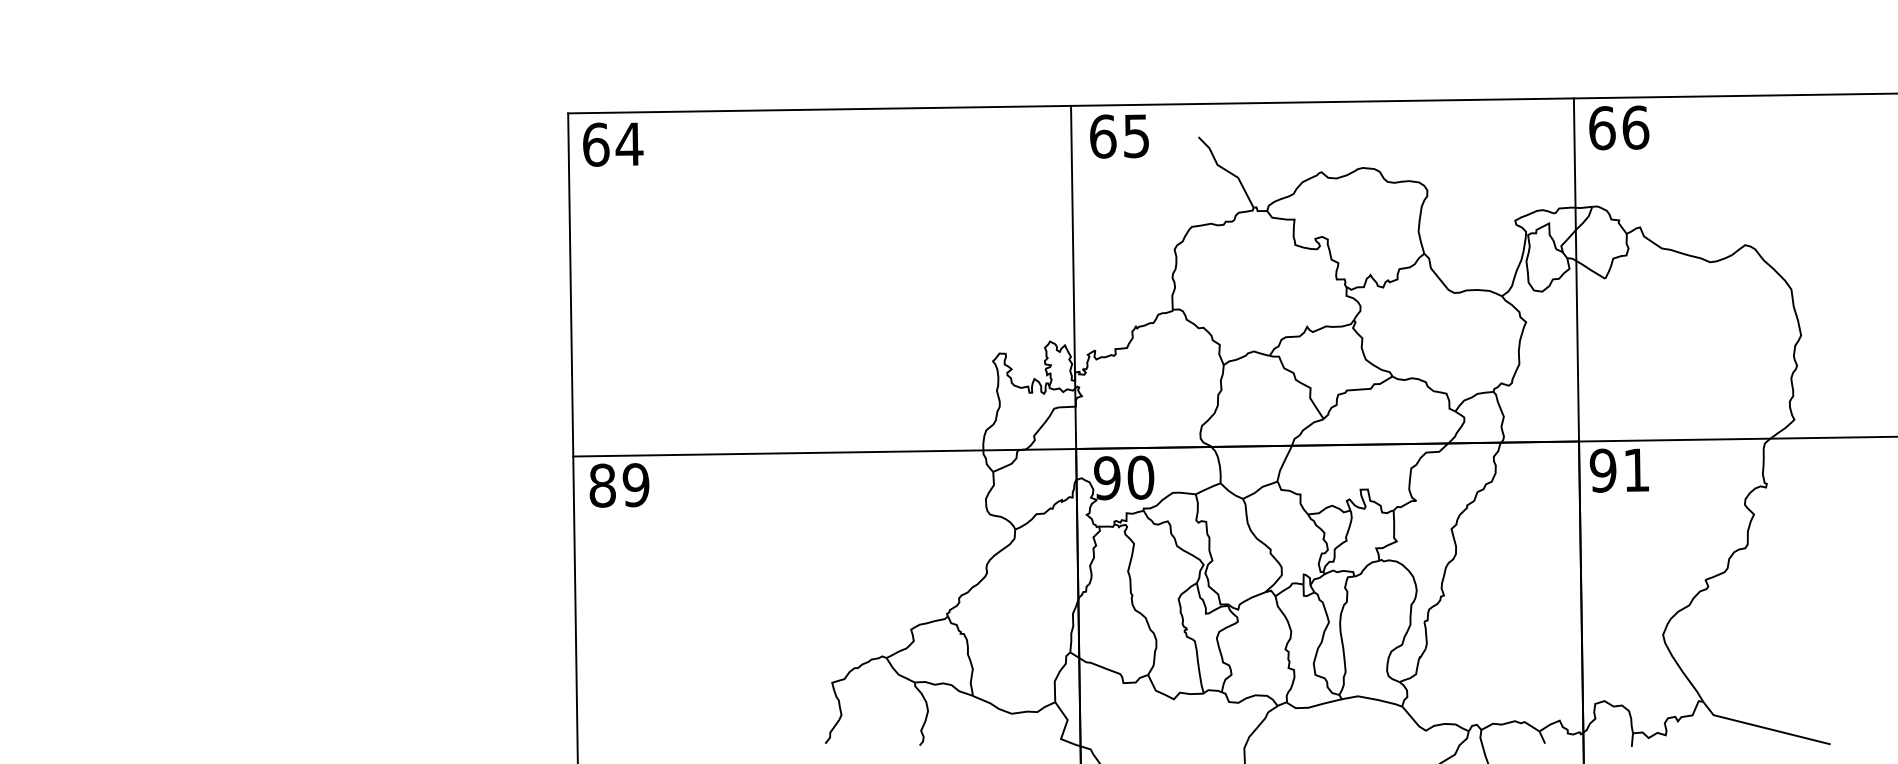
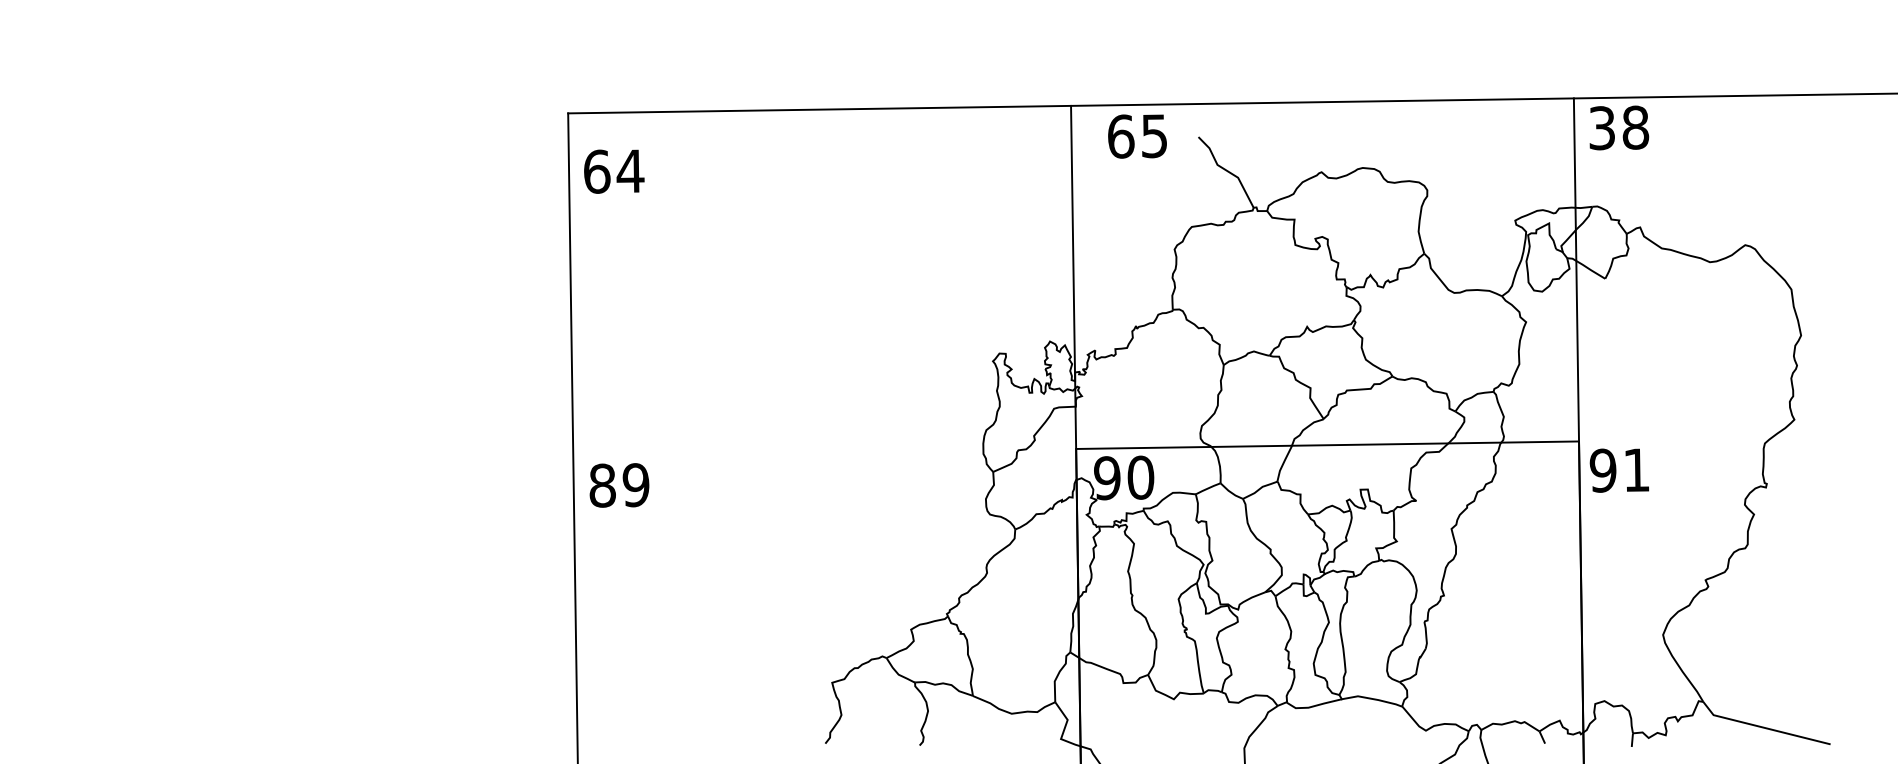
text: 66 -> 38 (1619, 127)
text position: (1119, 136) -> (1137, 136) (1137, 136)
text position: (613, 144) -> (614, 171) (614, 171)
line: present -> none (1233, 446)
